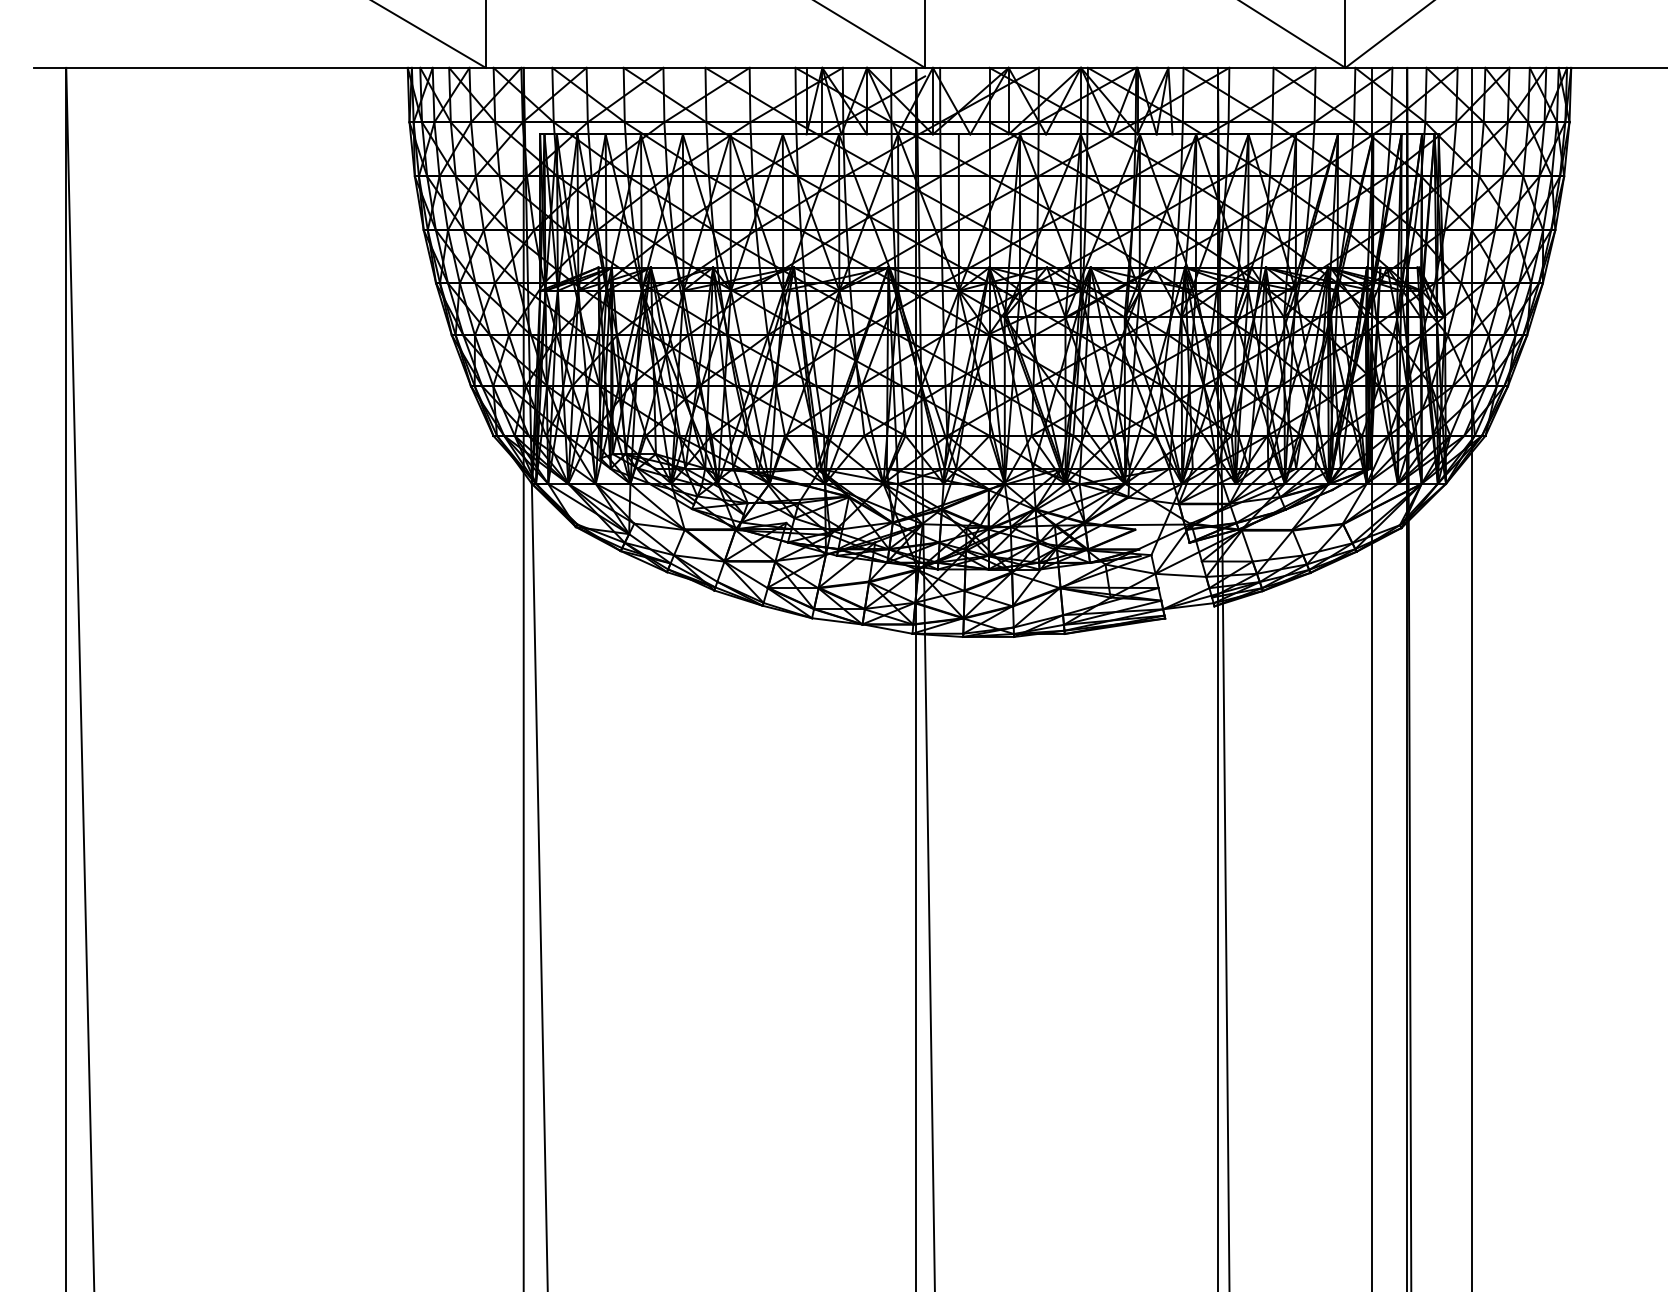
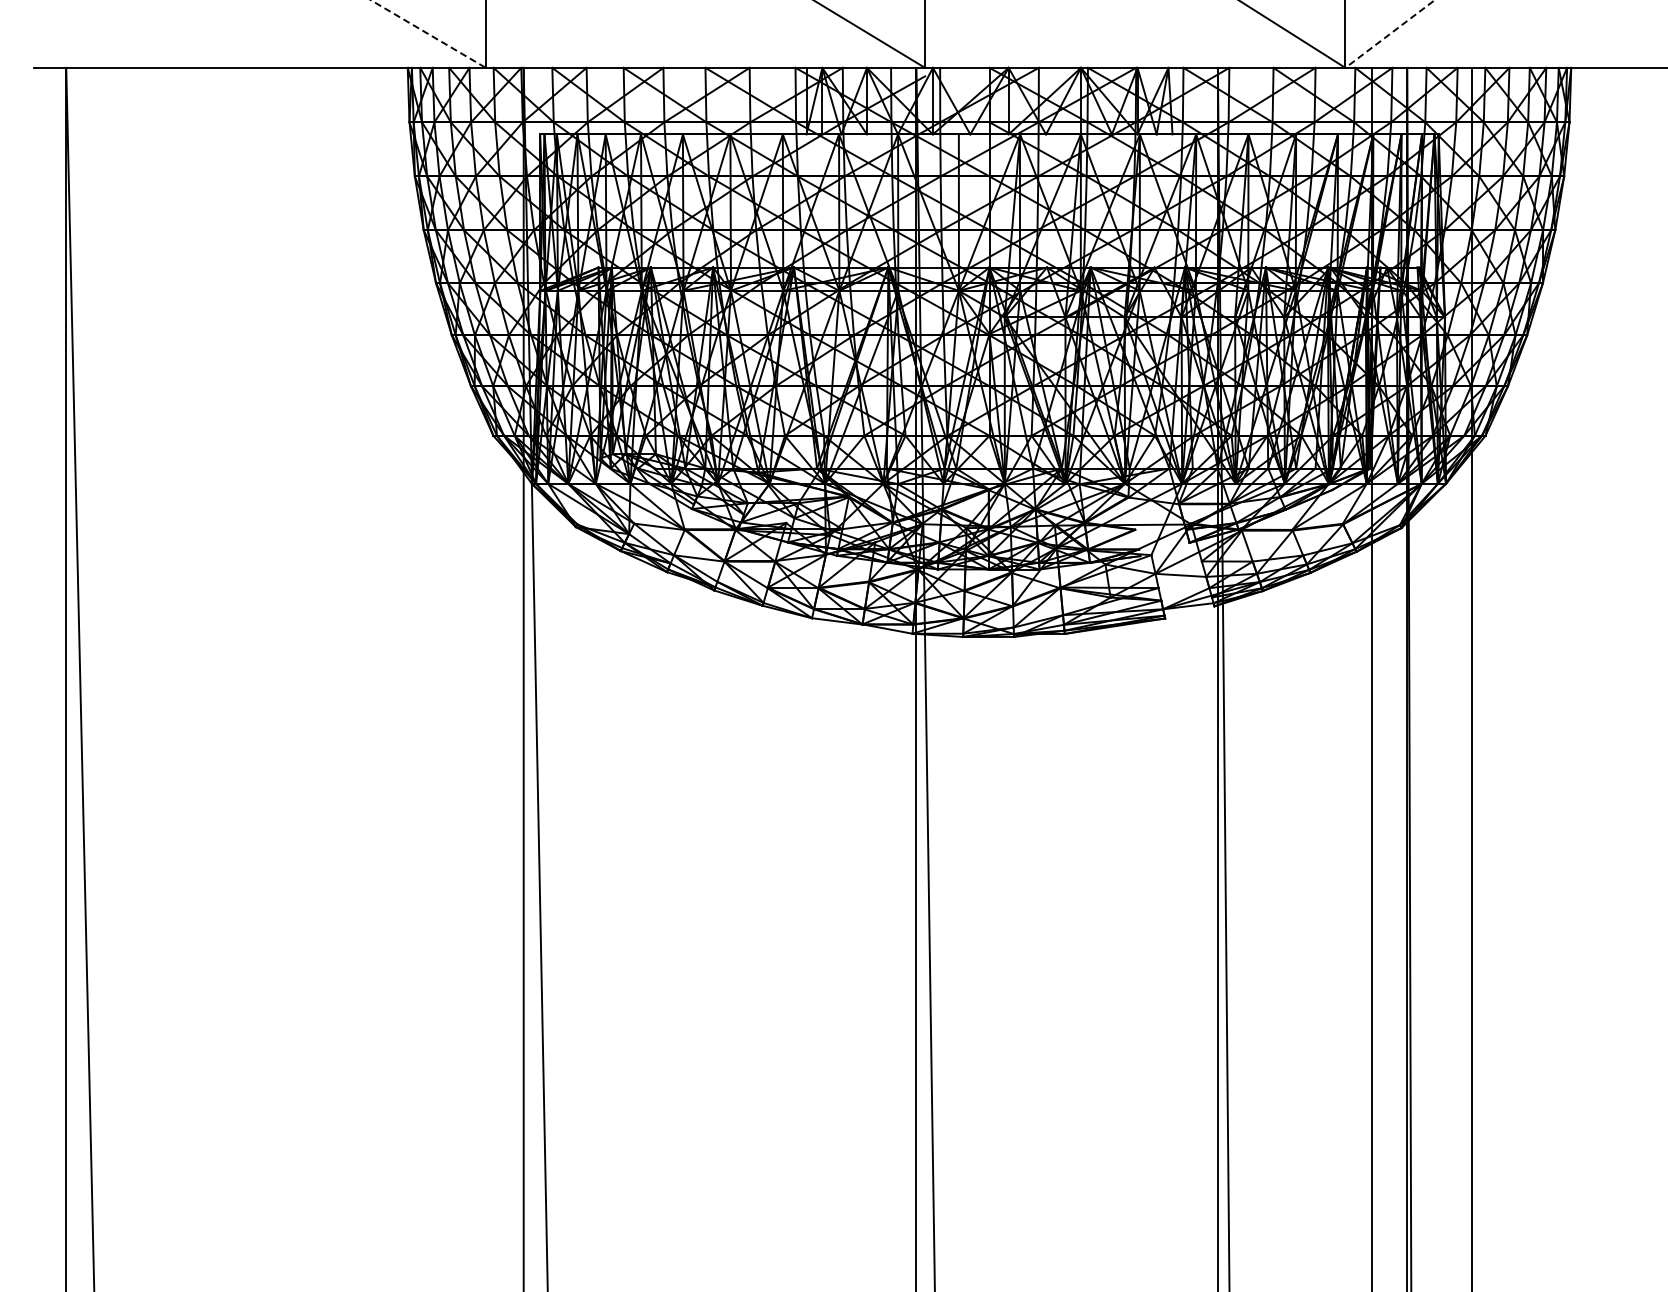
line: solid -> dashed (429, 34)
line: solid -> dashed (1390, 34)
